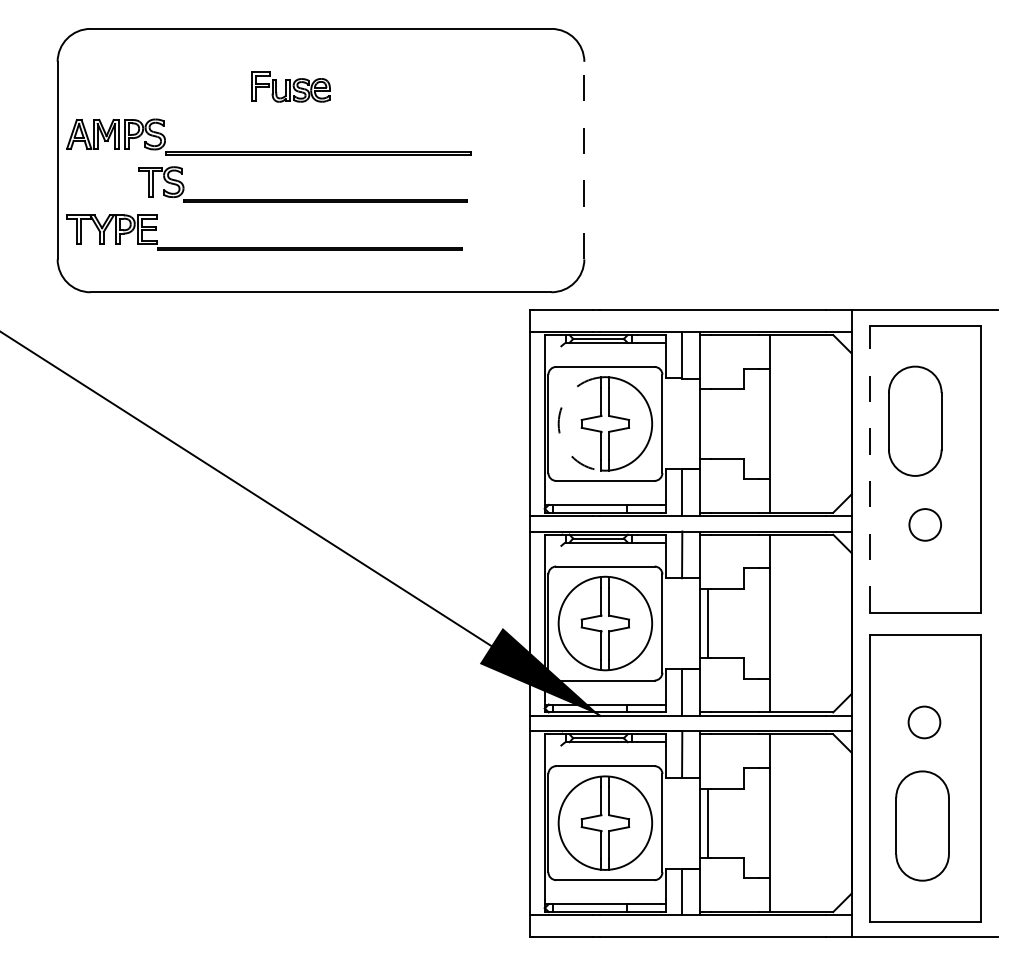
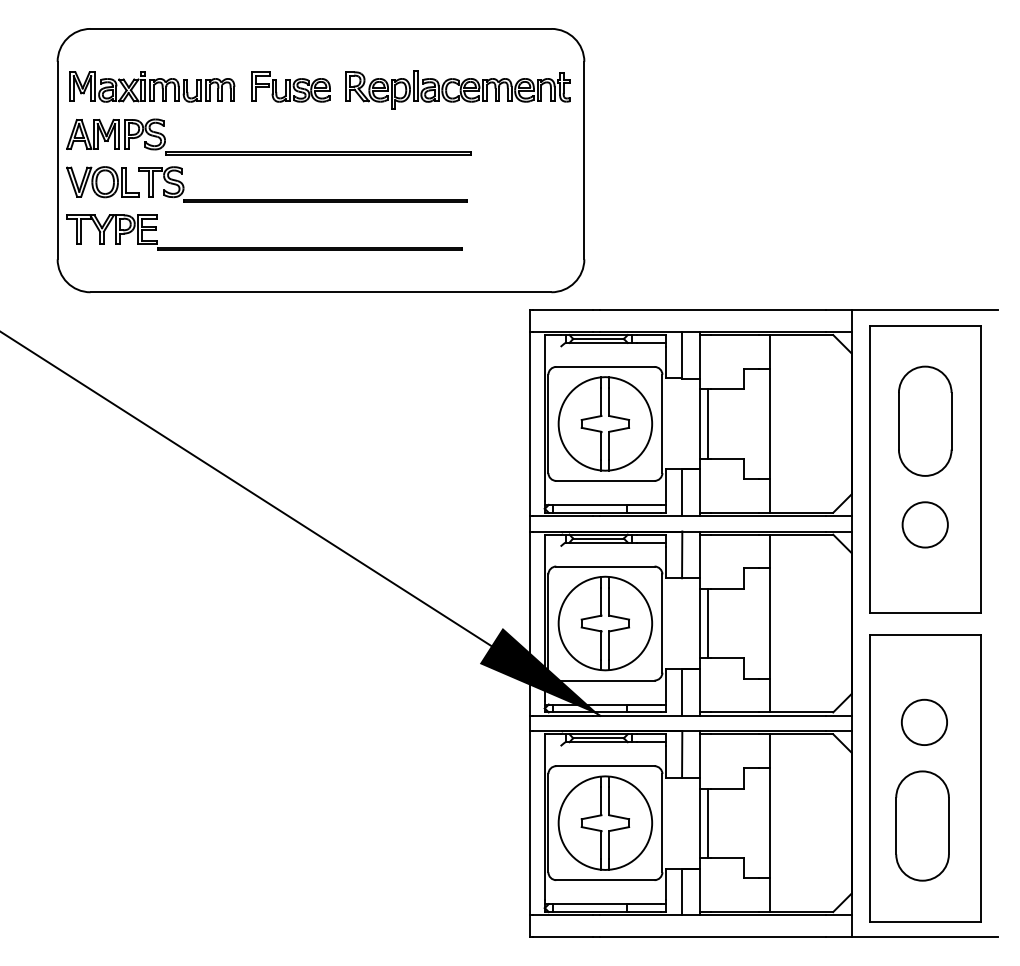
part: none -> present (152, 86)
part: none -> present (457, 89)
line: dashed -> solid (584, 160)
part: none -> present (102, 182)
part position: (915, 420) -> (925, 420) (925, 420)
arc: dashed -> solid (558, 423)
line: none -> present (708, 423)
line: dashed -> solid (869, 469)
circle diameter: 32 px -> 45 px (924, 524)
circle diameter: 32 px -> 45 px (924, 722)
